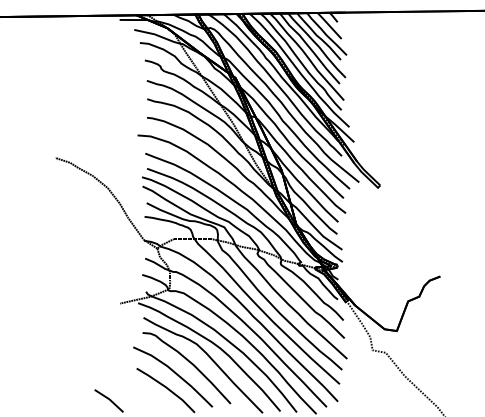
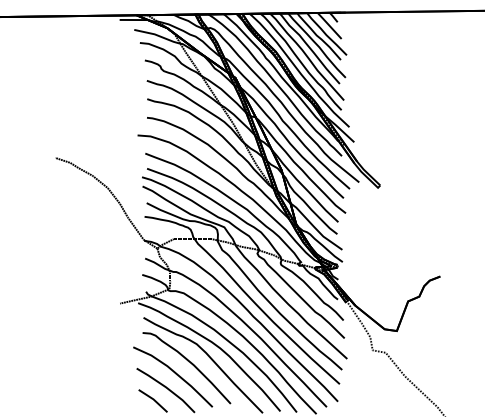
line position: (108, 399) -> (152, 399) (152, 399)
